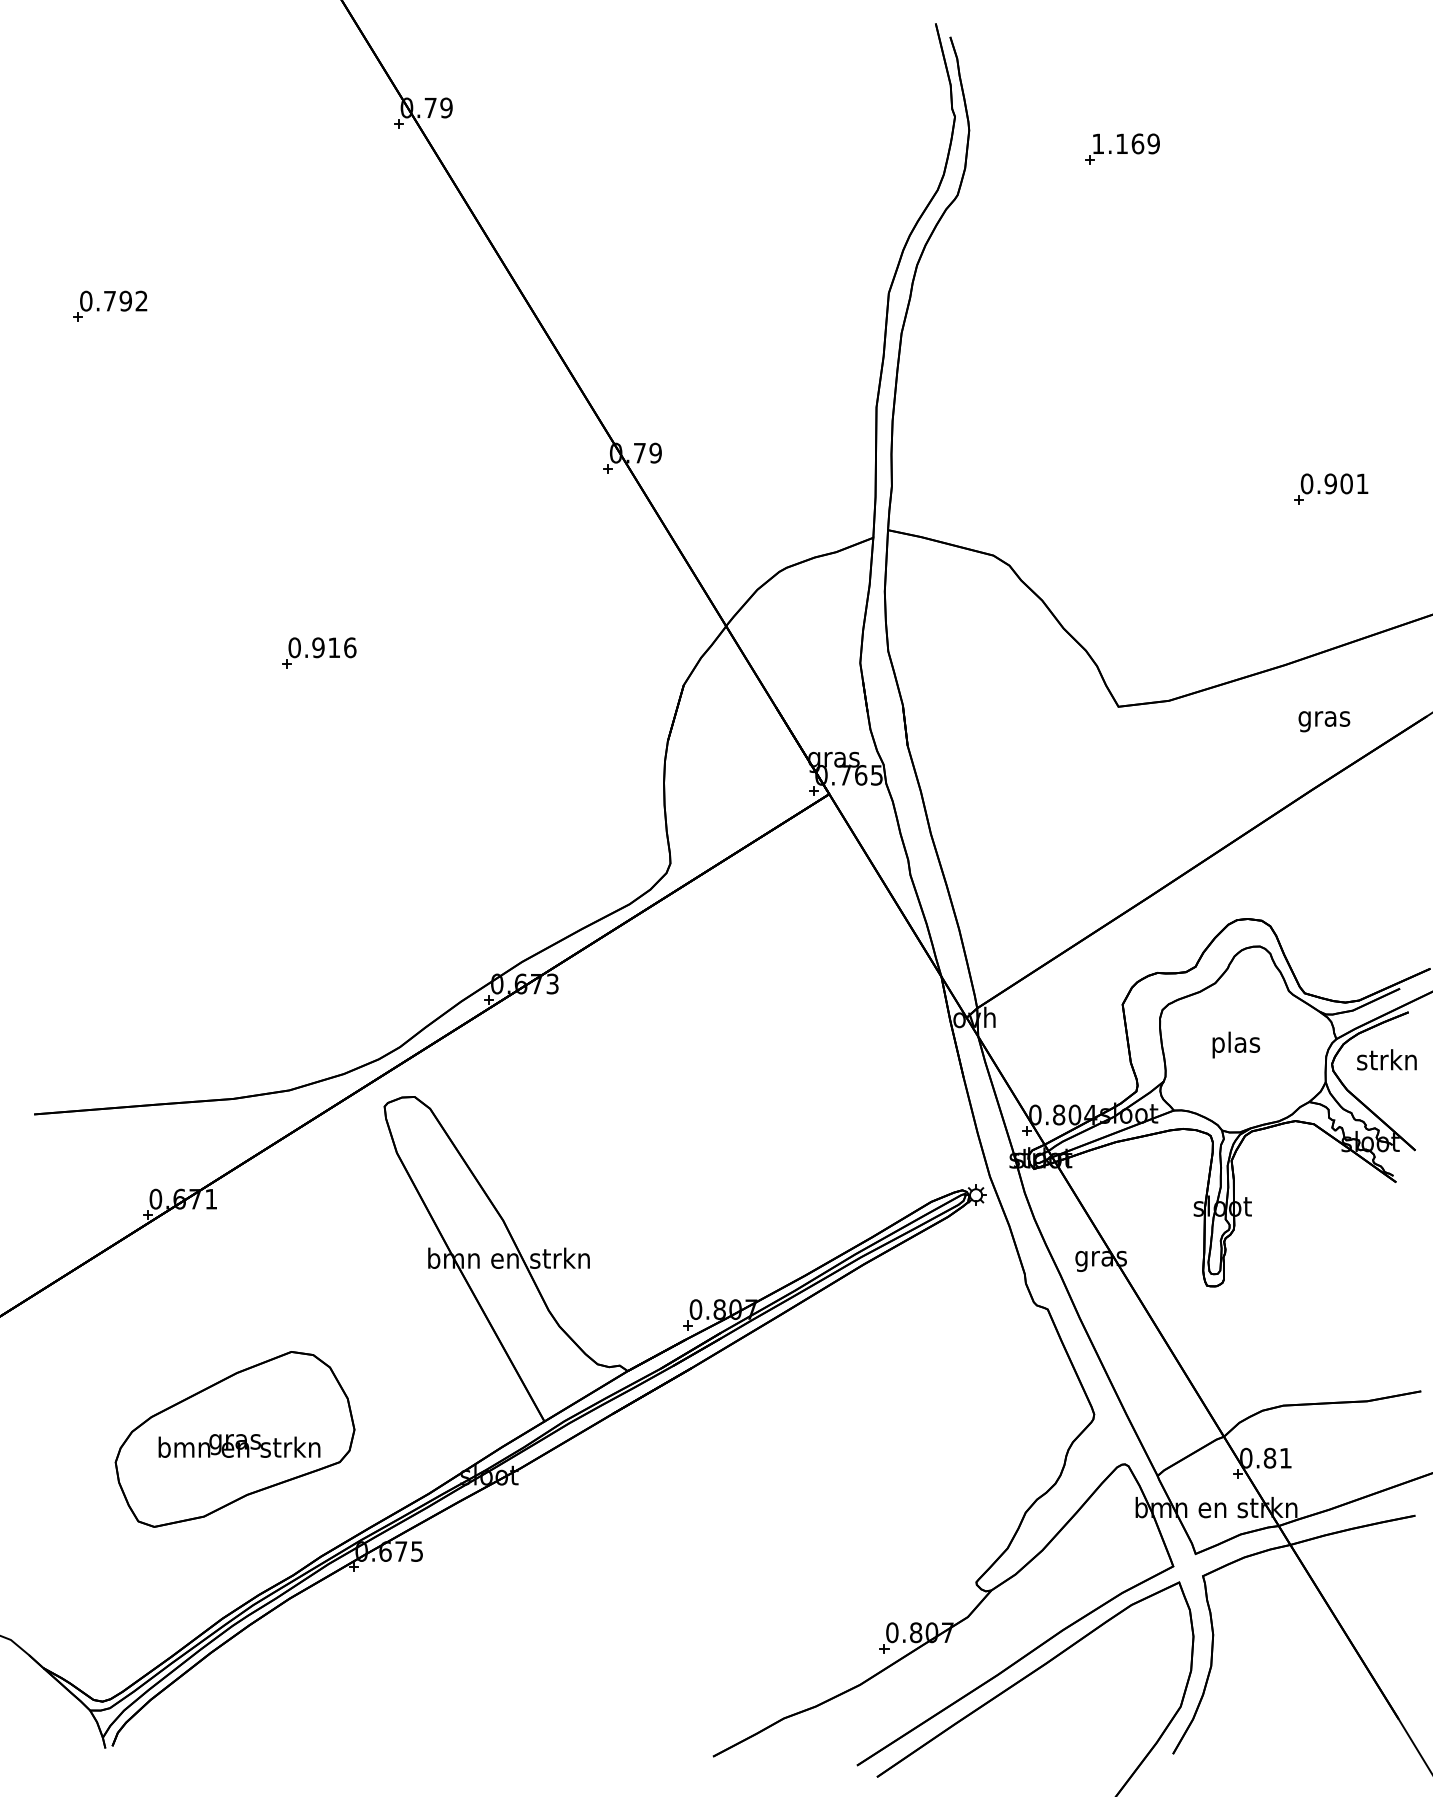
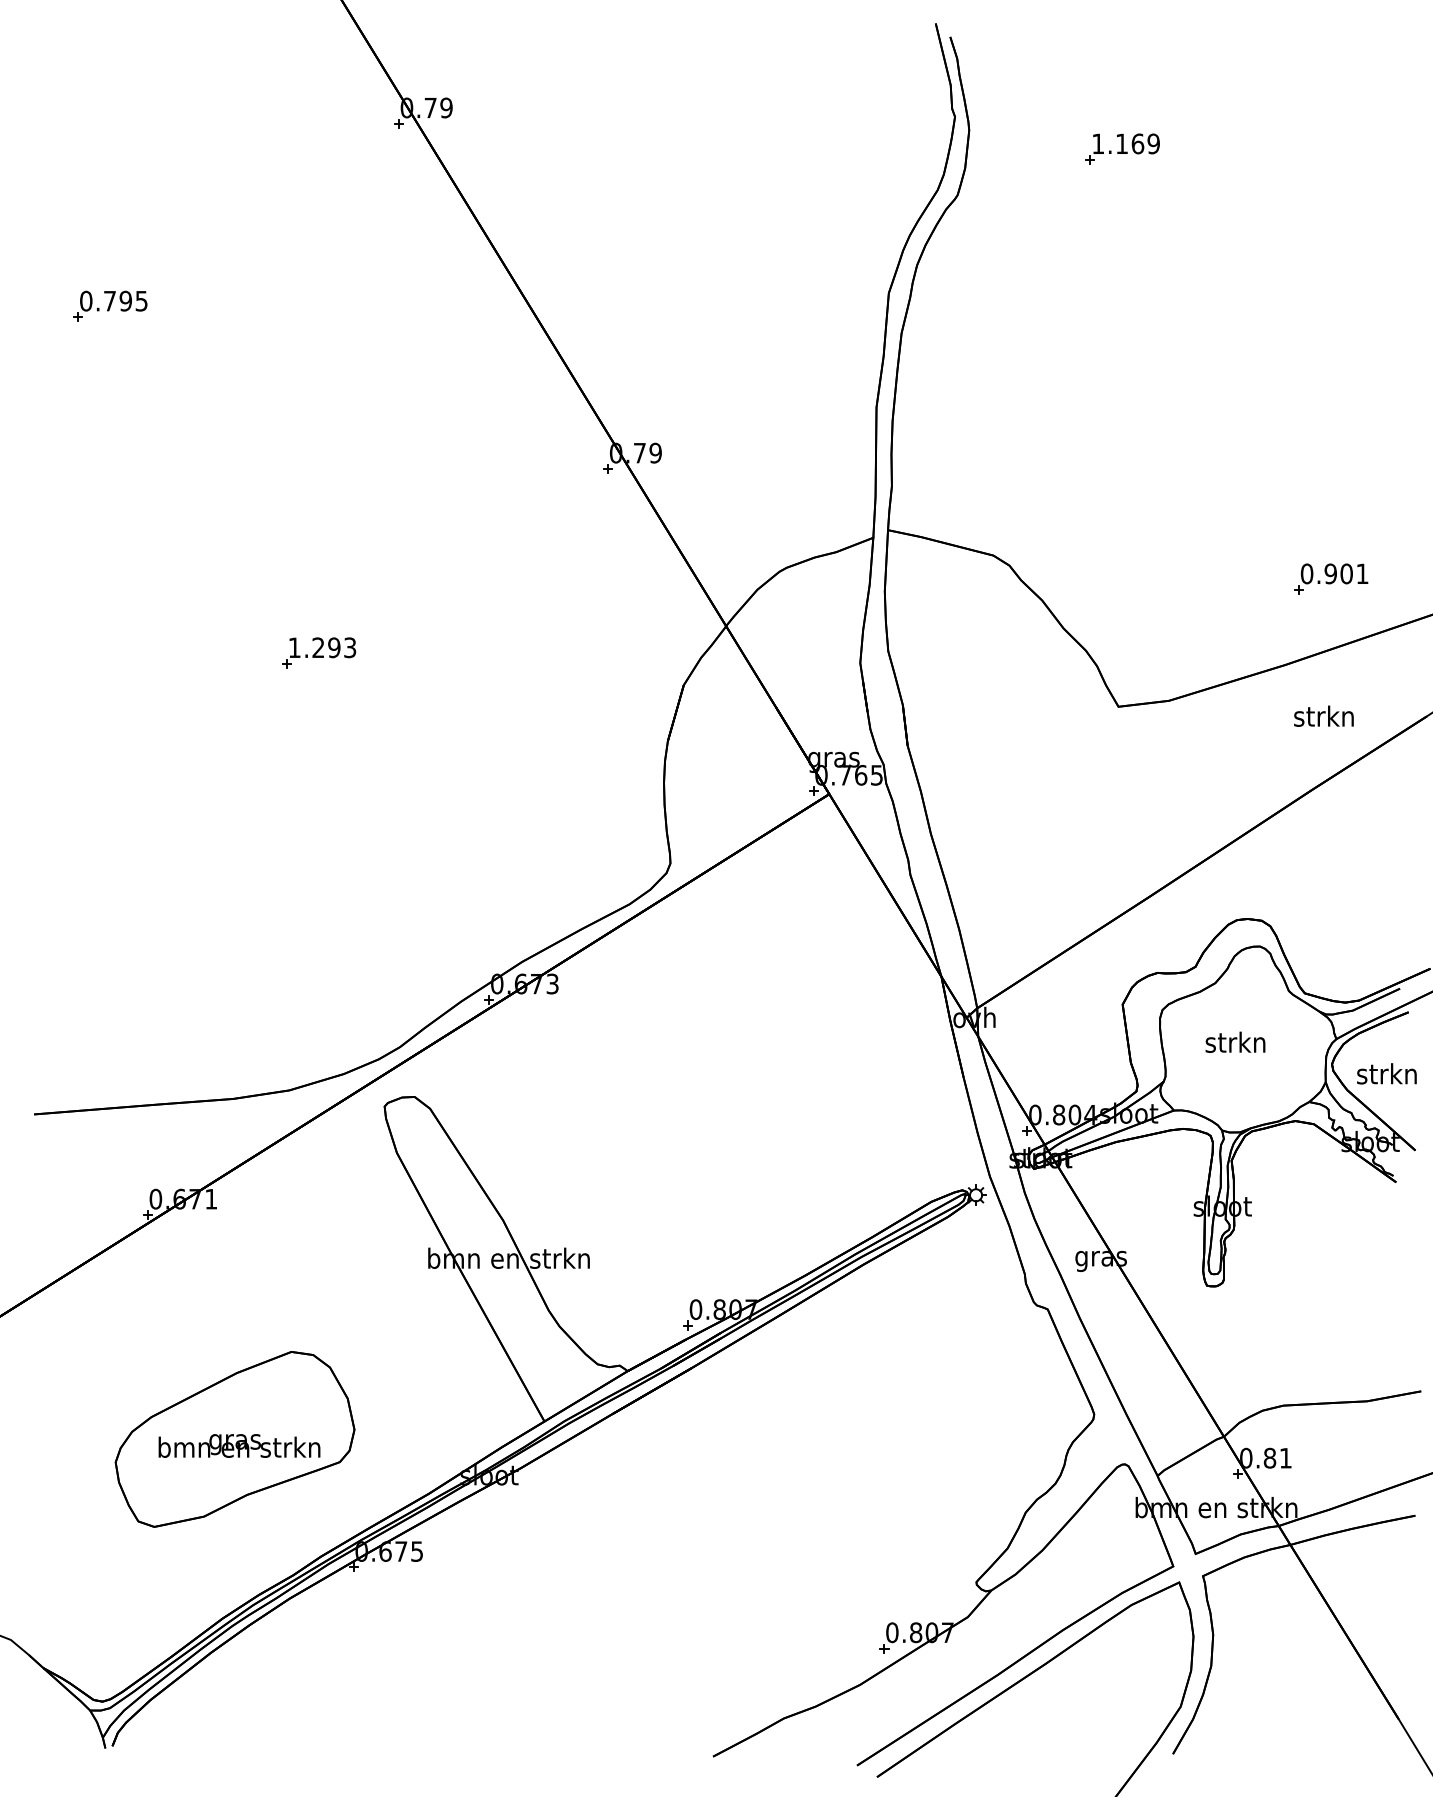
text: 0.792 -> 0.795 (141, 300)
part position: (1331, 488) -> (1331, 578) (1331, 578)
text: 0.916 -> 1.293 (322, 647)
text: gras -> strkn (1323, 718)
text: plas -> strkn (1235, 1044)
text position: (1386, 1059) -> (1386, 1073) (1386, 1073)
